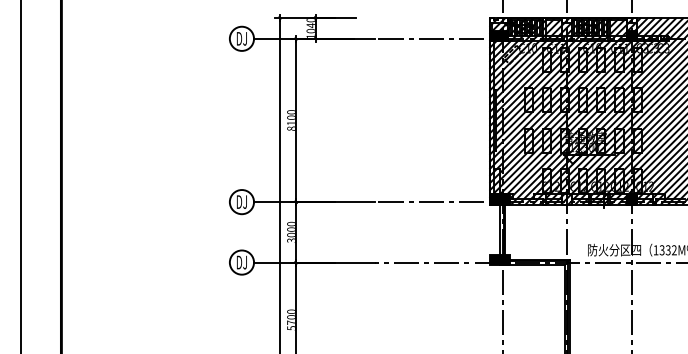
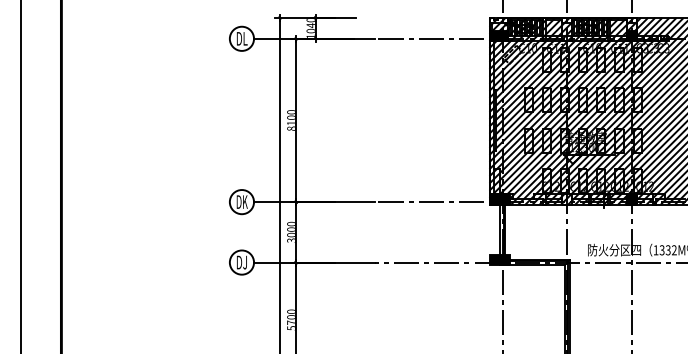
text: DJ -> DL (245, 38)
text: DJ -> DK (242, 201)
